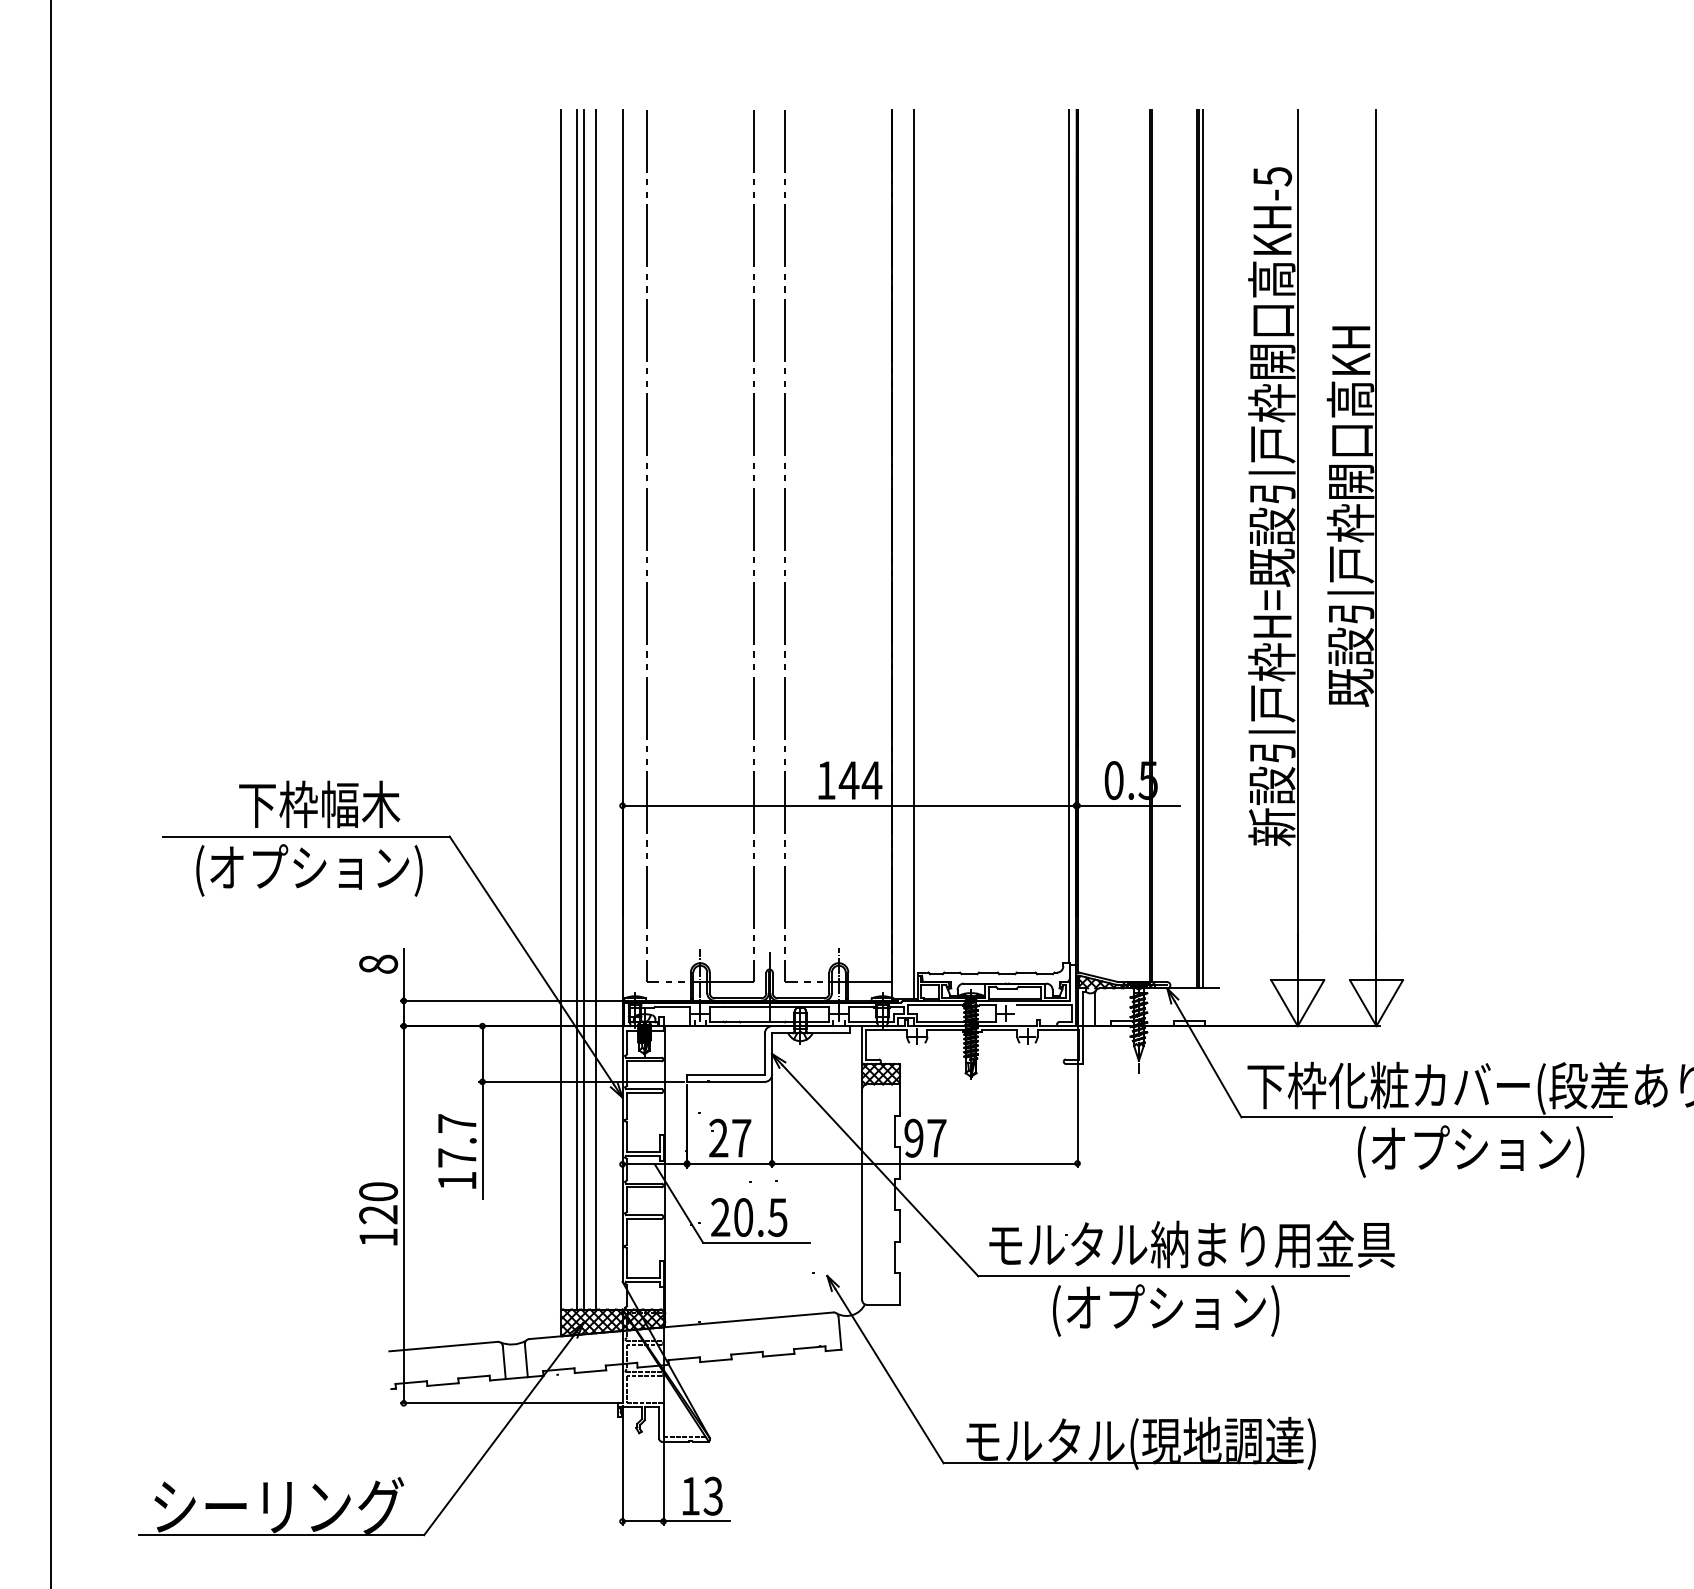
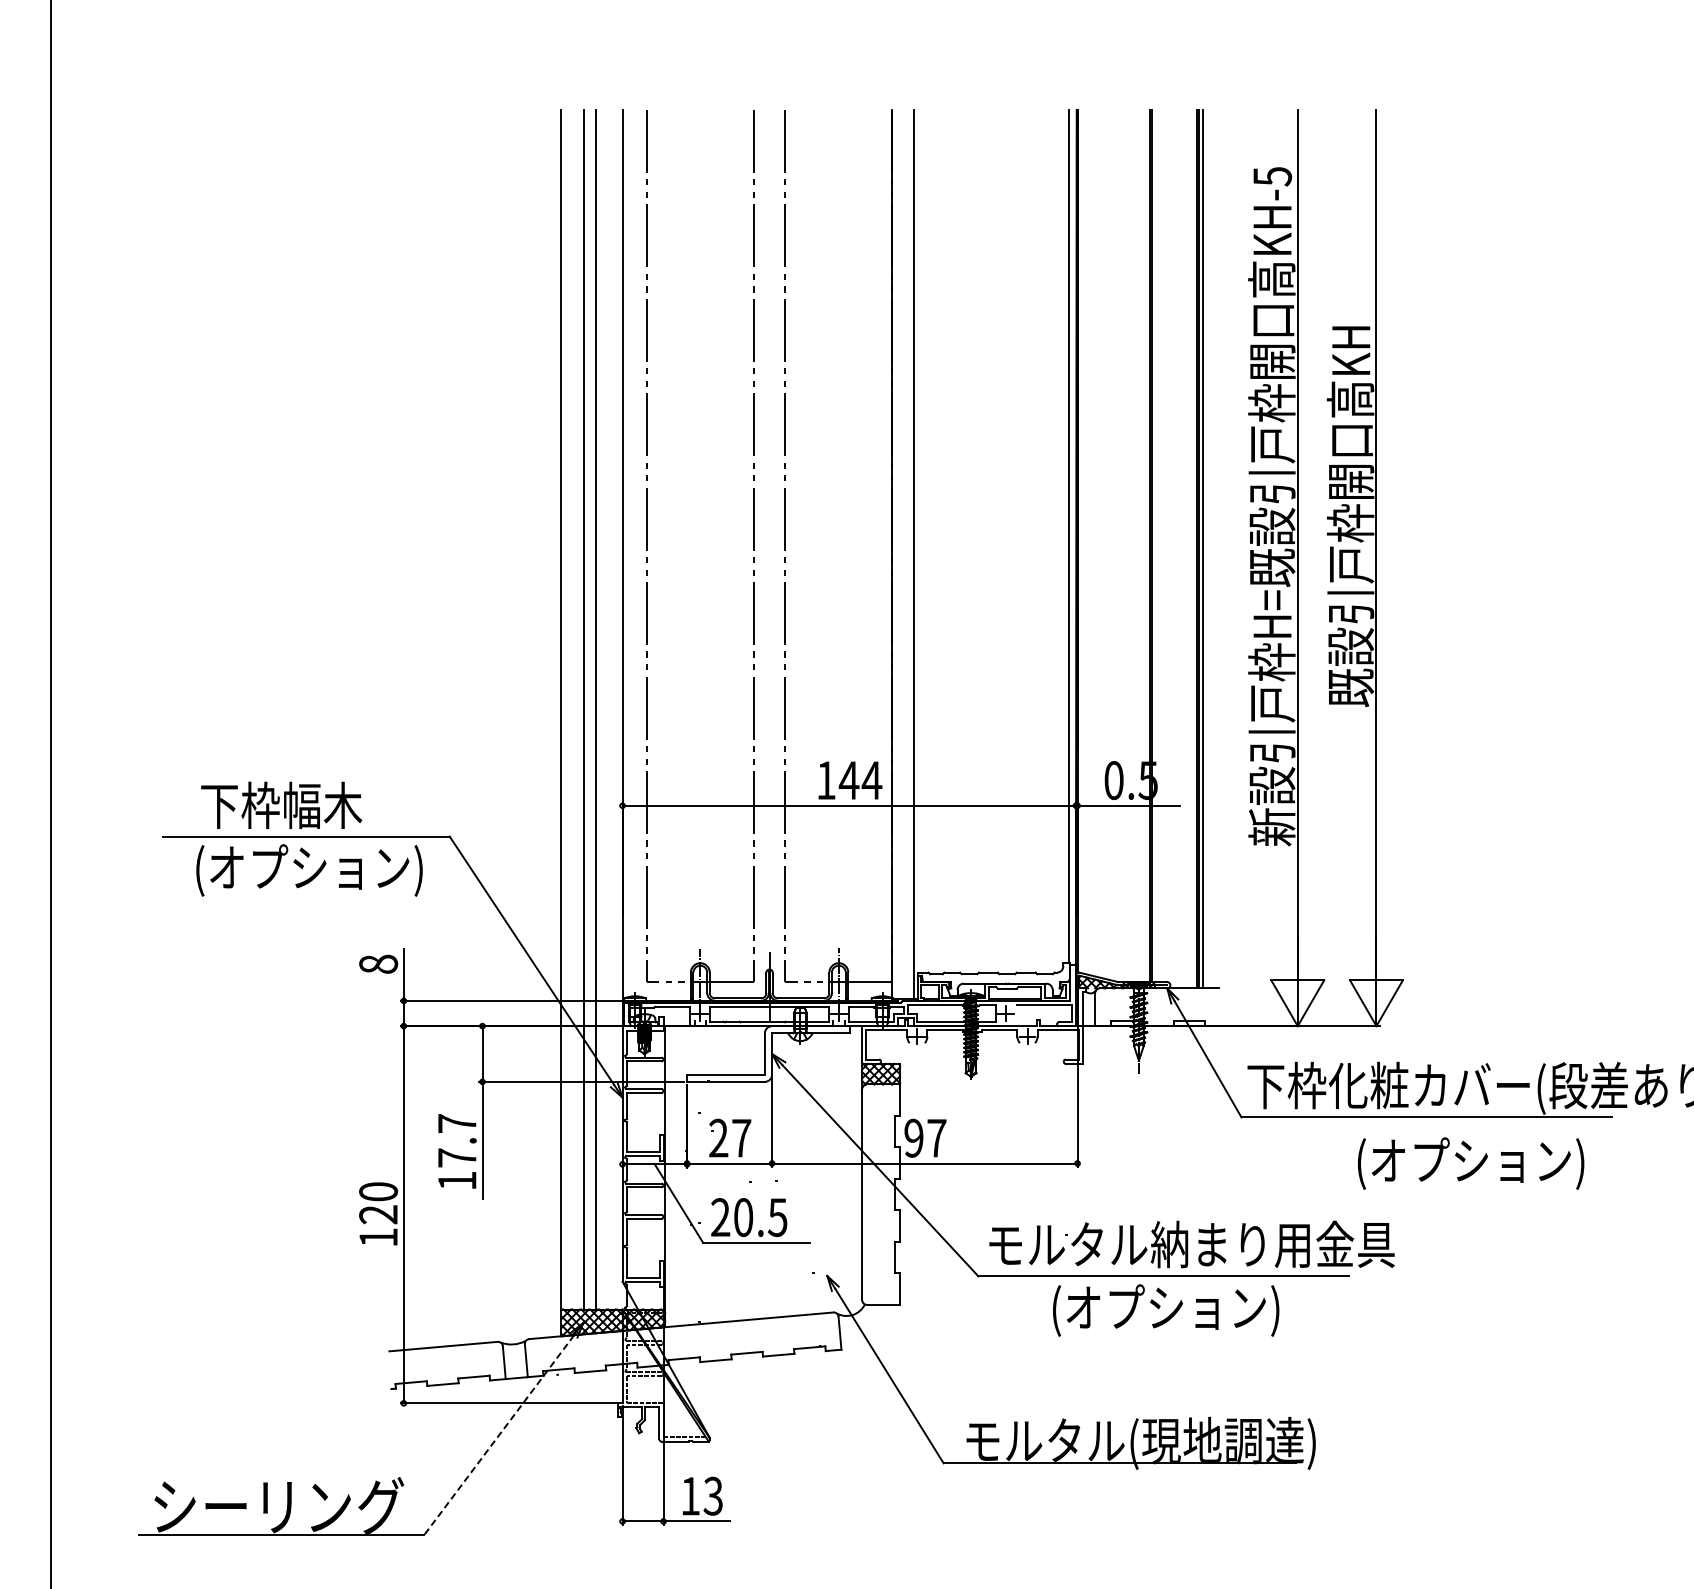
line: present -> none (576, 709)
text position: (319, 803) -> (281, 804) (281, 804)
text position: (1471, 1151) -> (1471, 1163) (1471, 1163)
line: solid -> dashed (498, 1435)
